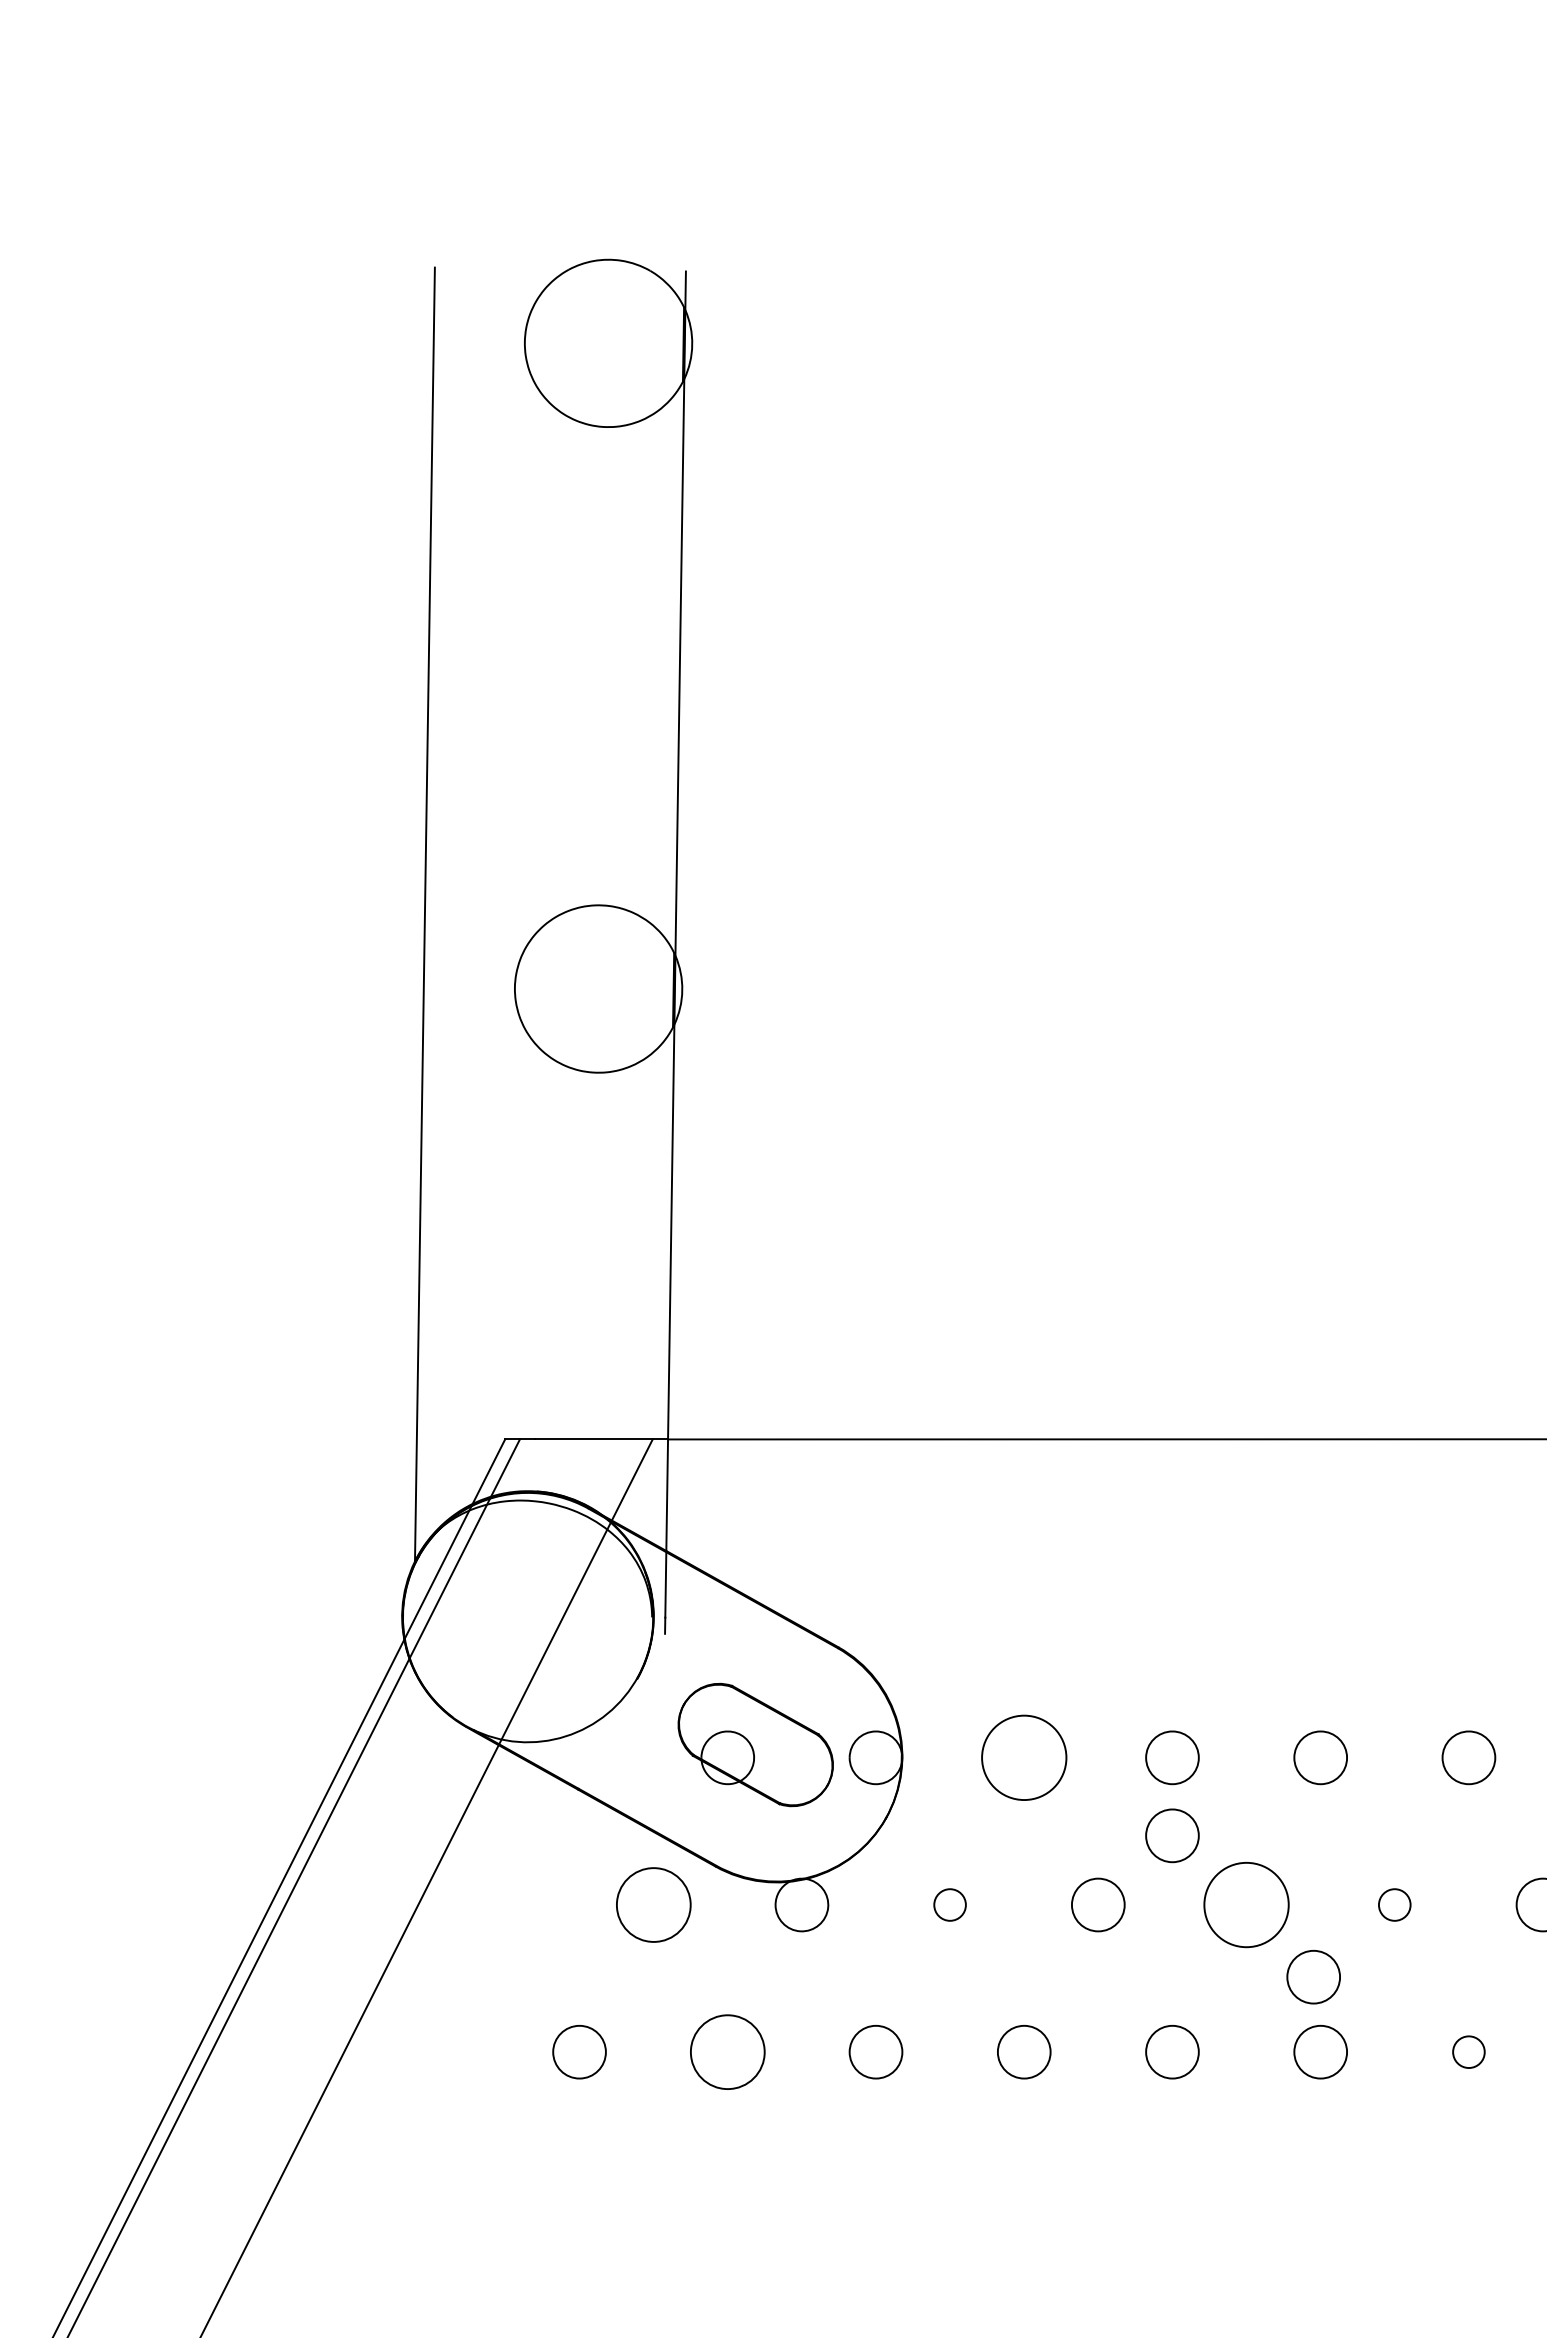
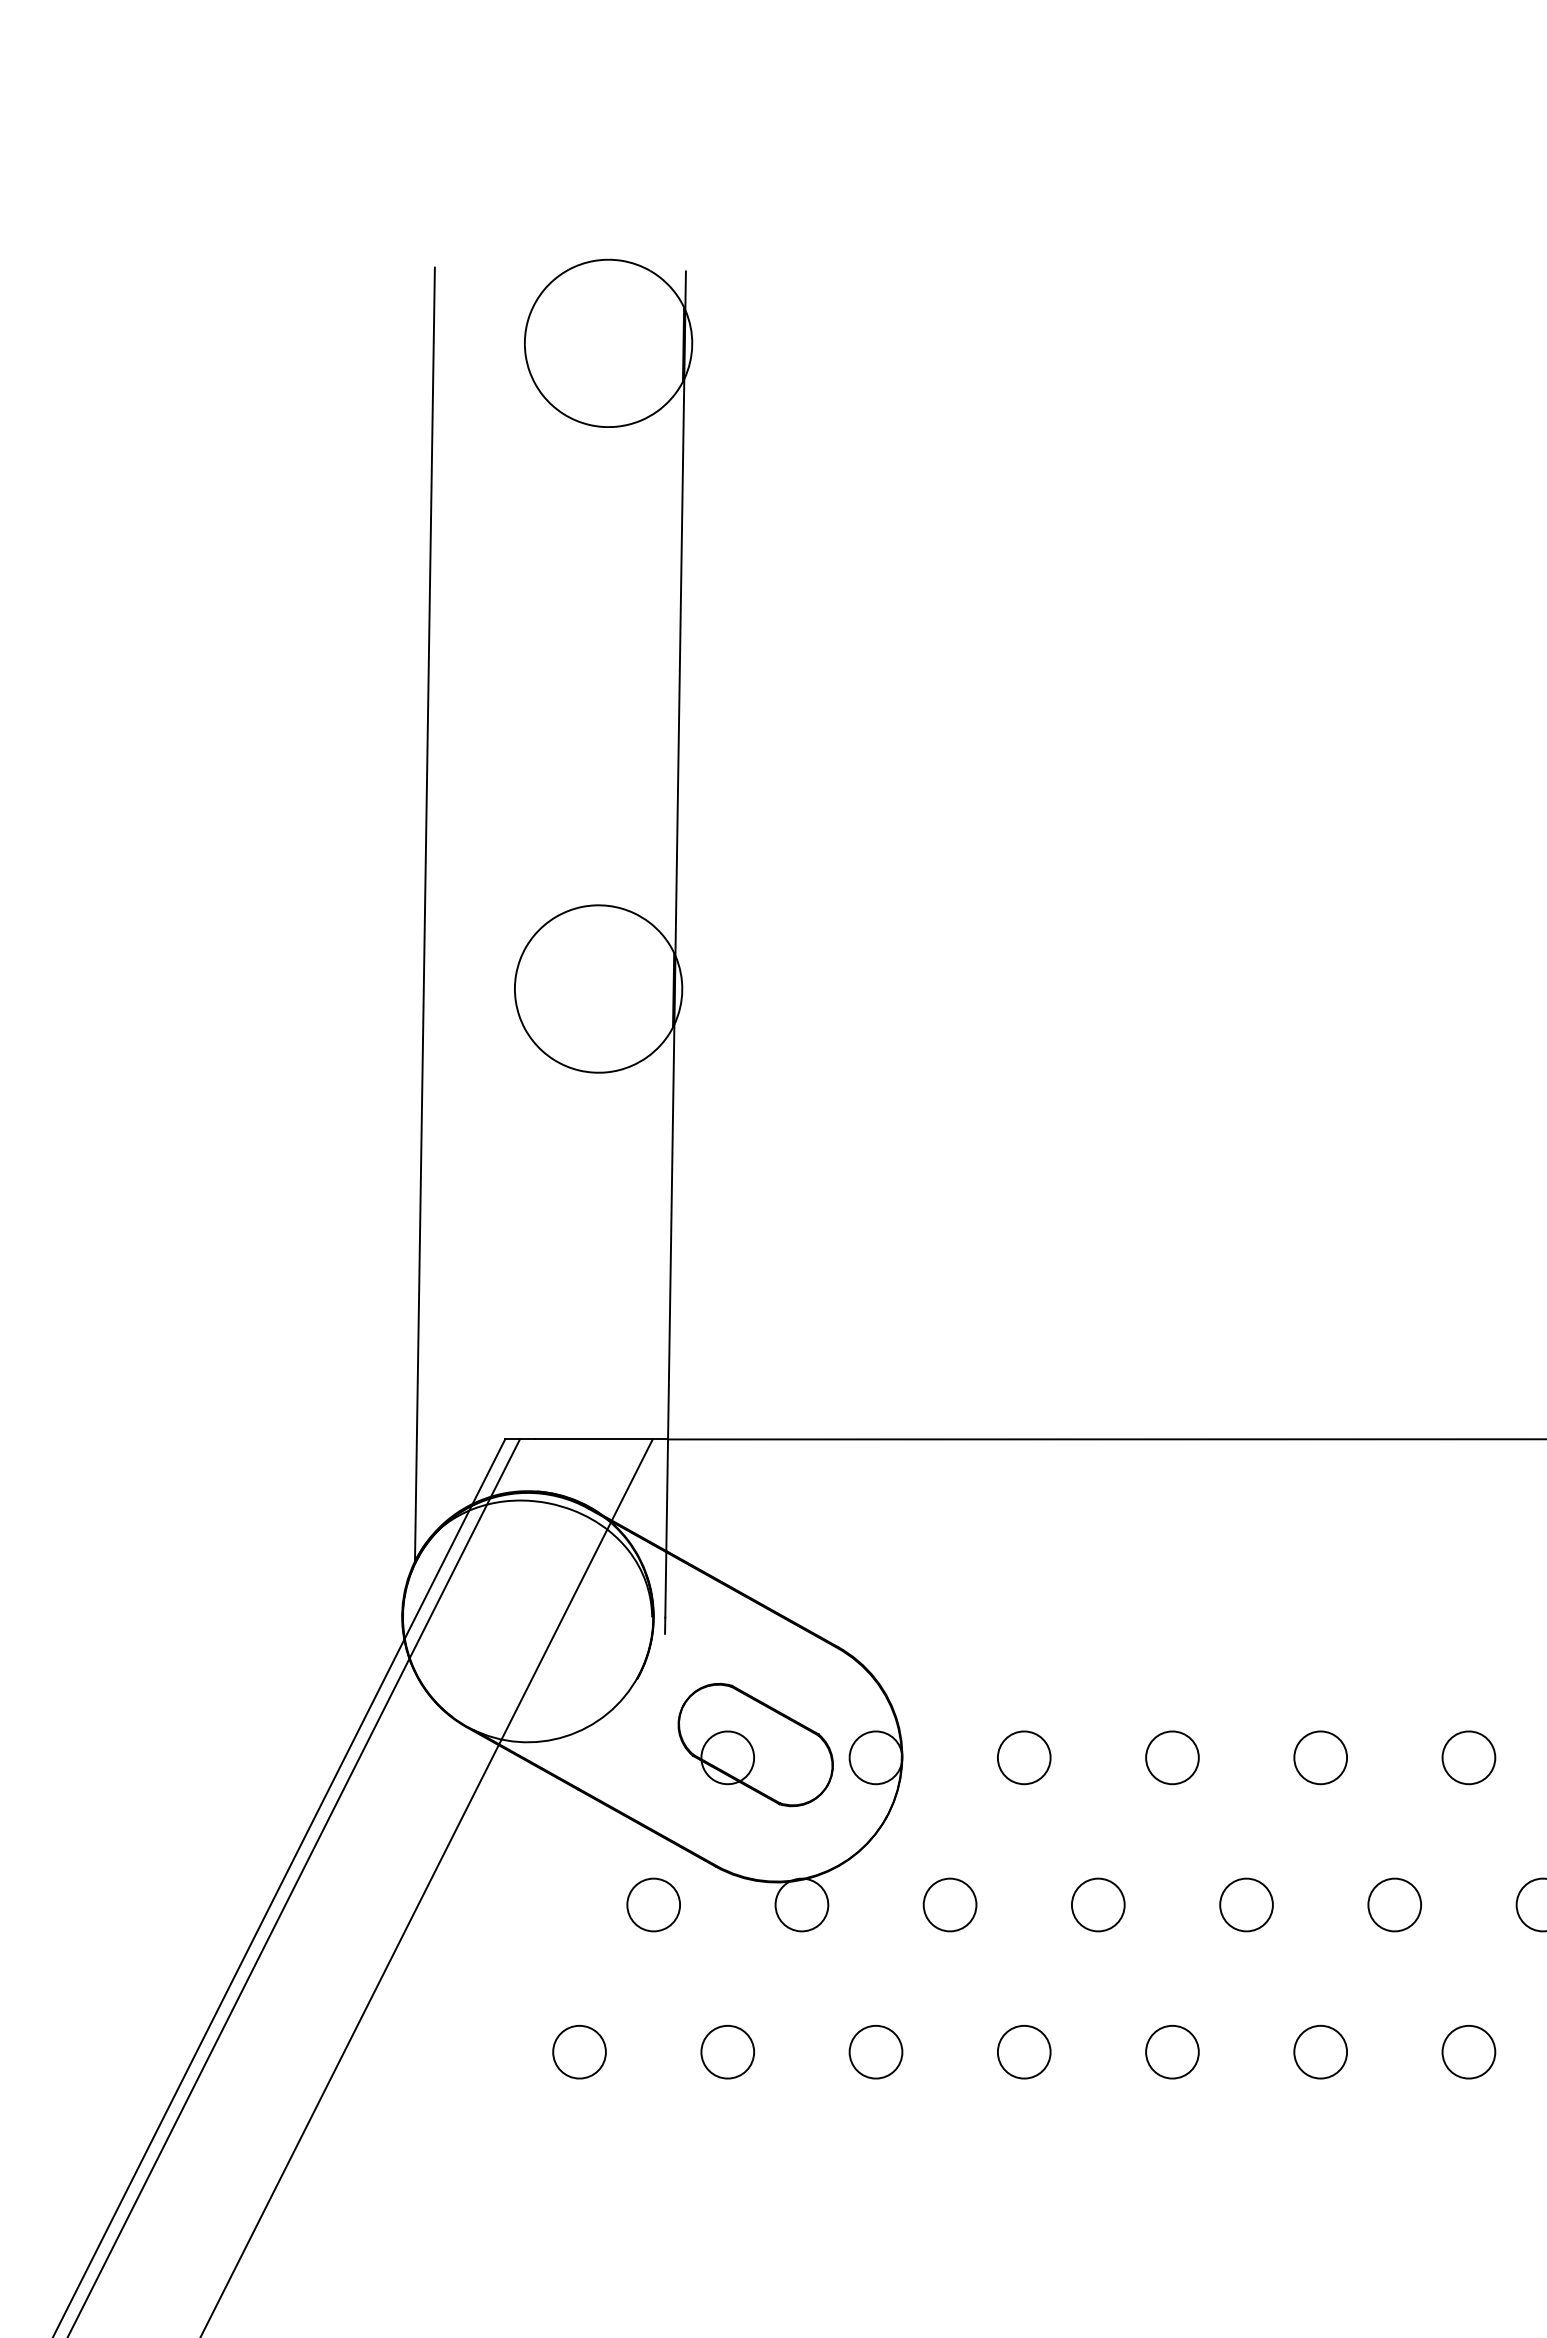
circle diameter: 84 px -> 53 px (1023, 1757)
circle: present -> none (1172, 1835)
circle size: 76x76 px -> 55x56 px (653, 1904)
circle diameter: 32 px -> 53 px (949, 1904)
circle diameter: 84 px -> 53 px (1246, 1904)
circle diameter: 32 px -> 53 px (1394, 1904)
circle: present -> none (1313, 1977)
circle diameter: 74 px -> 53 px (727, 2051)
circle diameter: 32 px -> 53 px (1468, 2051)
